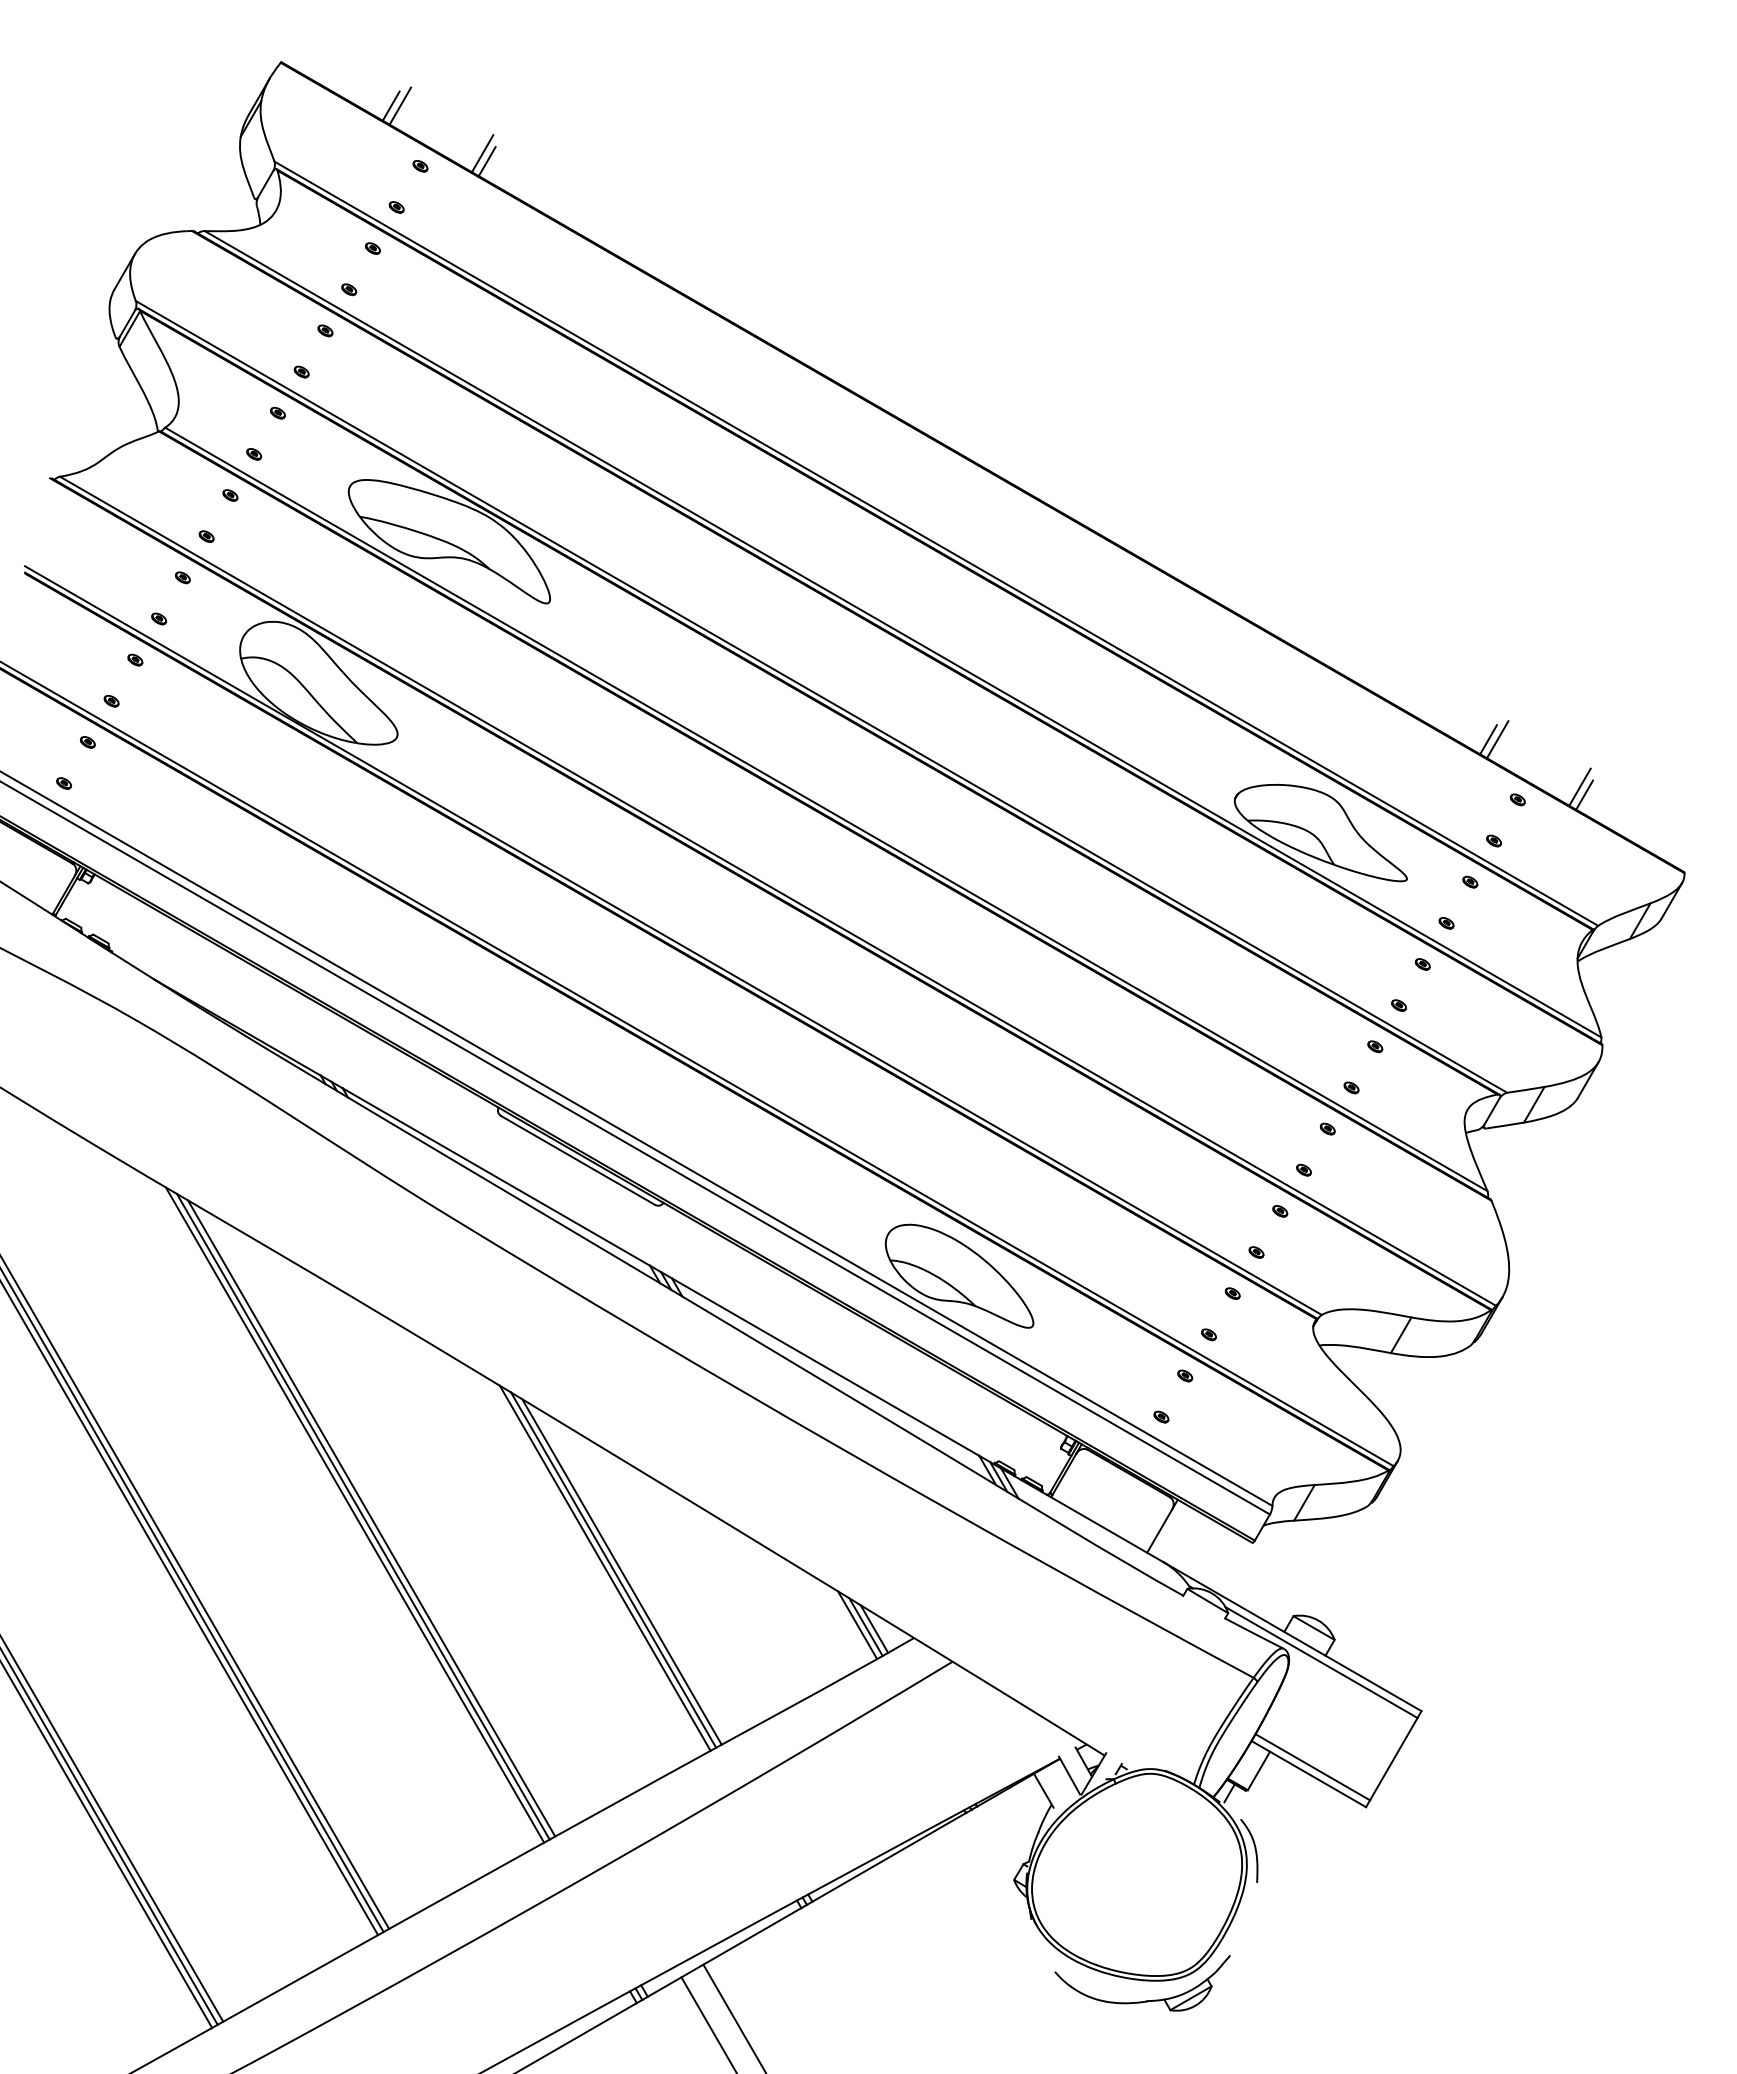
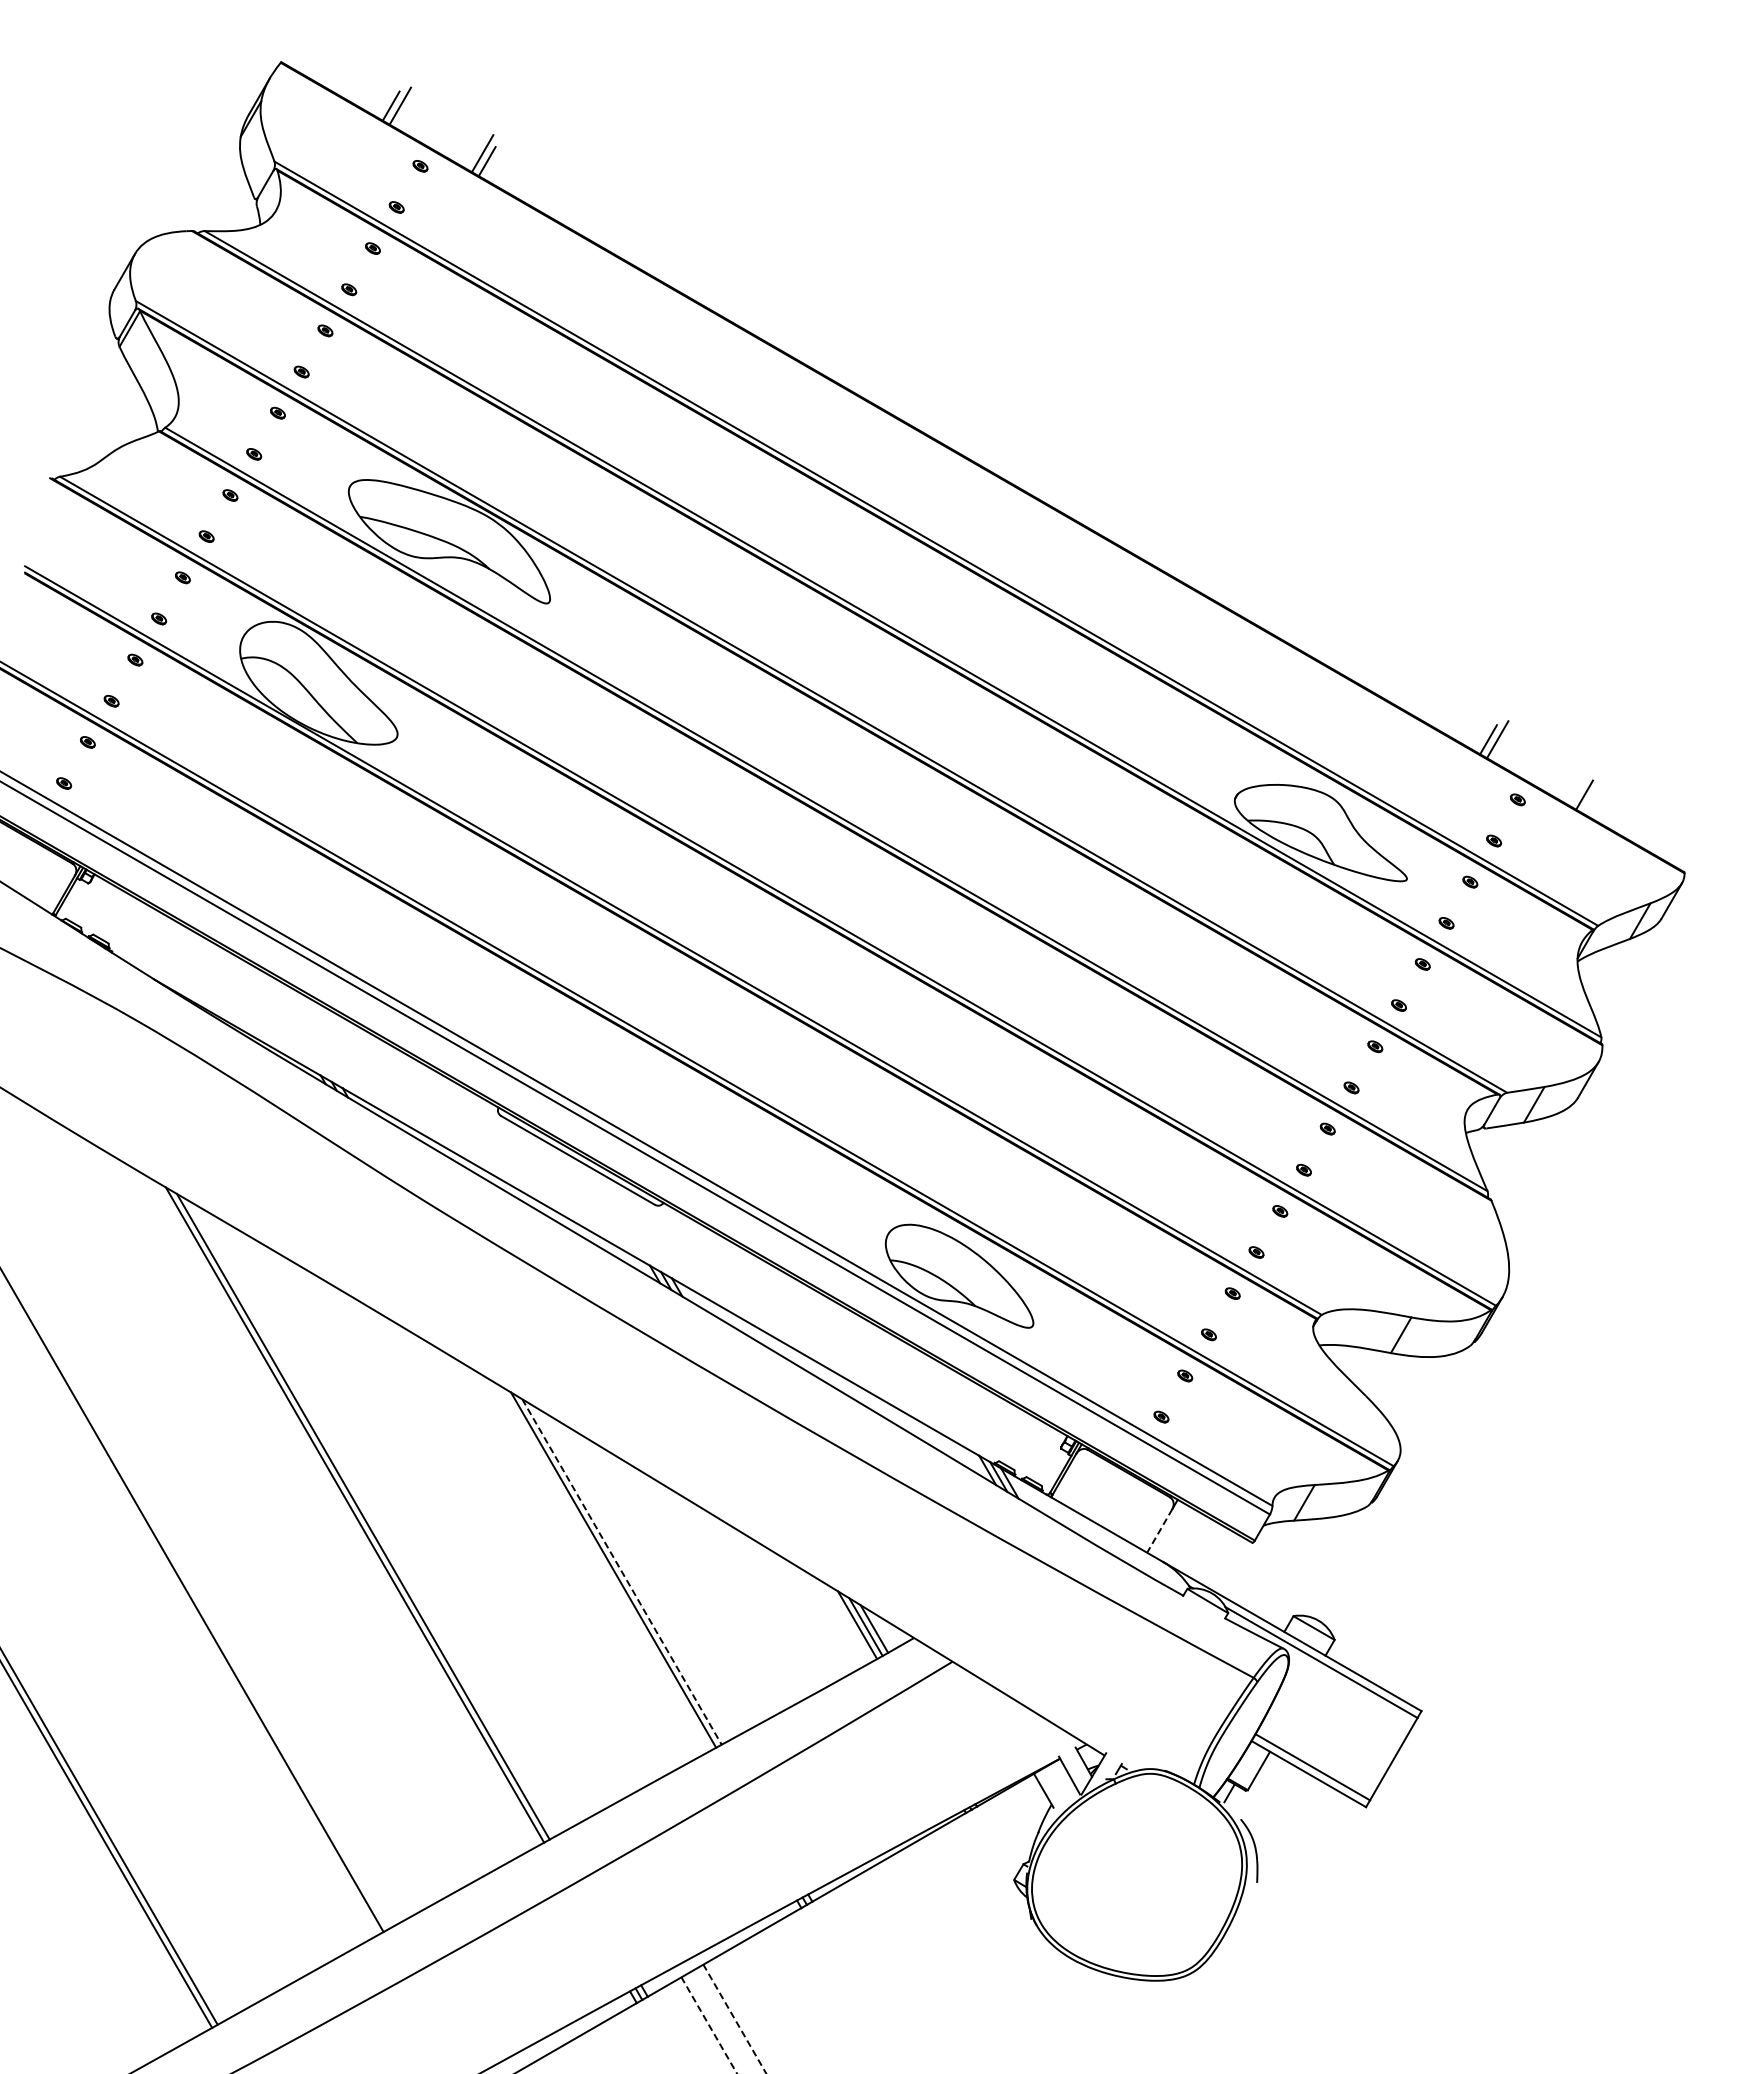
line: present -> none (1579, 786)
line: present -> none (371, 1518)
line: solid -> dashed (1159, 1531)
line: present -> none (604, 1567)
line: solid -> dashed (622, 1572)
line: present -> none (195, 1593)
line: present -> none (190, 1609)
line: present -> none (112, 1829)
part: present -> none (1145, 2000)
line: solid -> dashed (734, 2019)
line: solid -> dashed (708, 2024)
